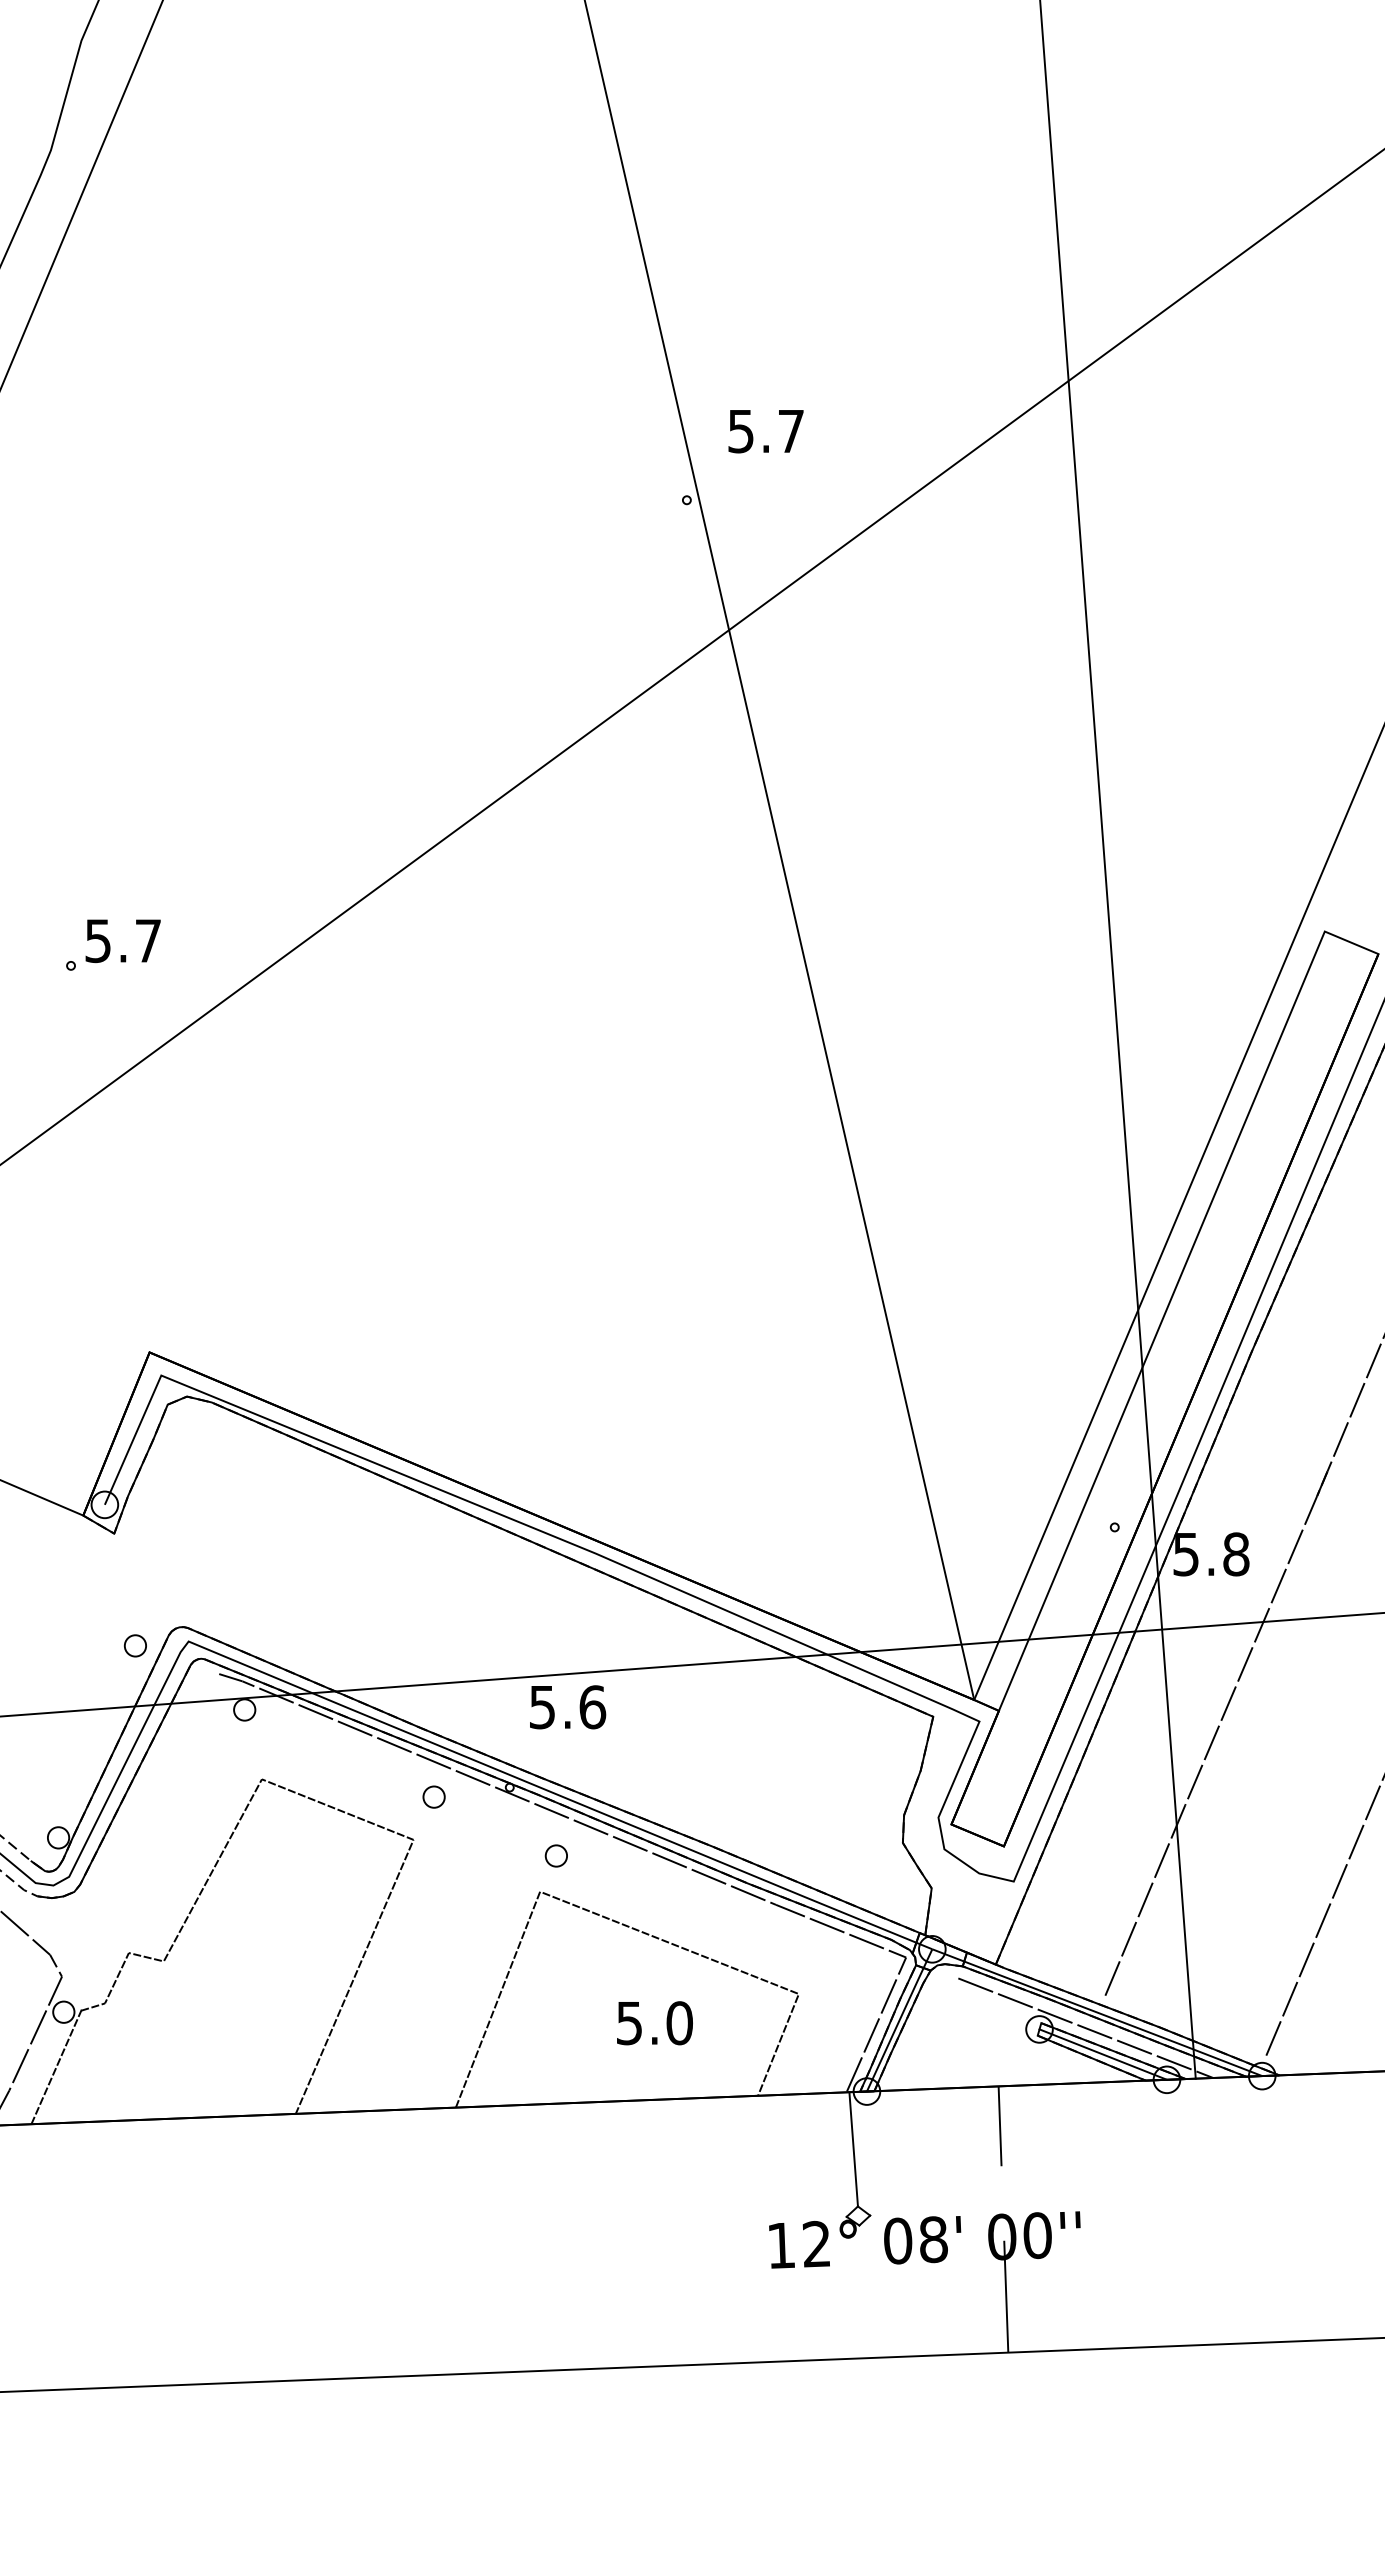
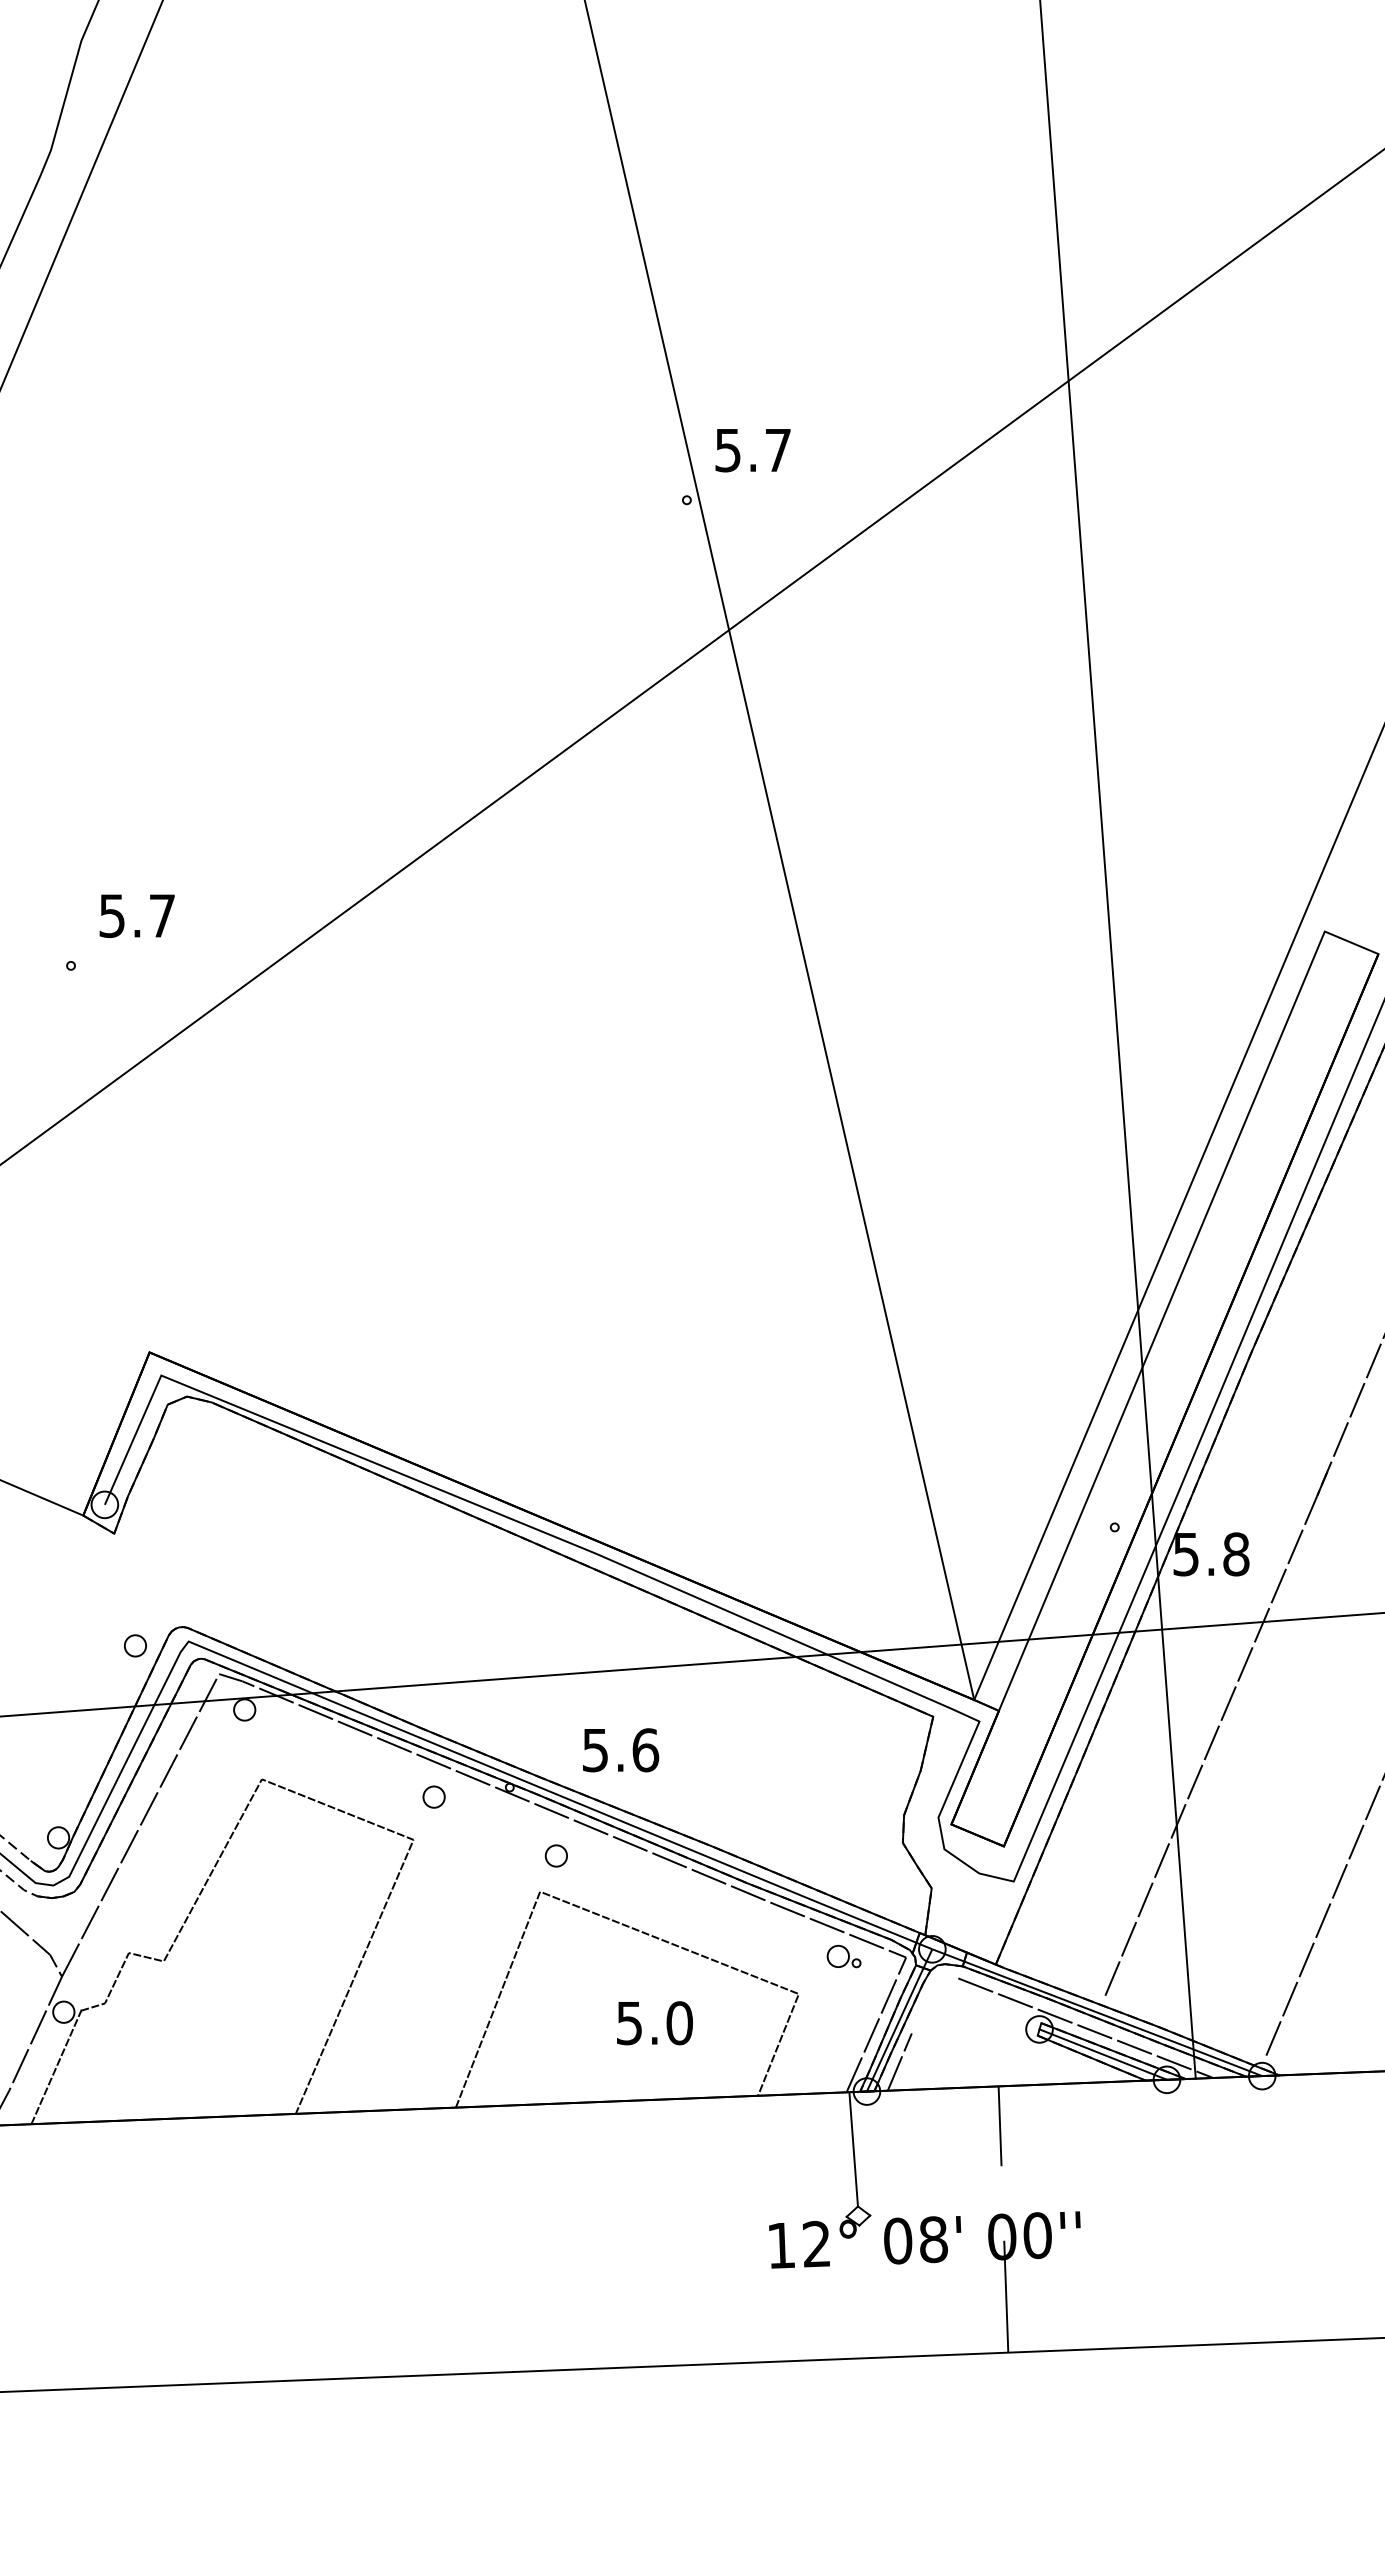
text position: (765, 431) -> (752, 450) (752, 450)
text position: (122, 941) -> (136, 916) (136, 916)
text position: (568, 1707) -> (621, 1750) (621, 1750)
line: none -> present (140, 1825)
part: none -> present (843, 1956)
line: none -> present (899, 2061)
